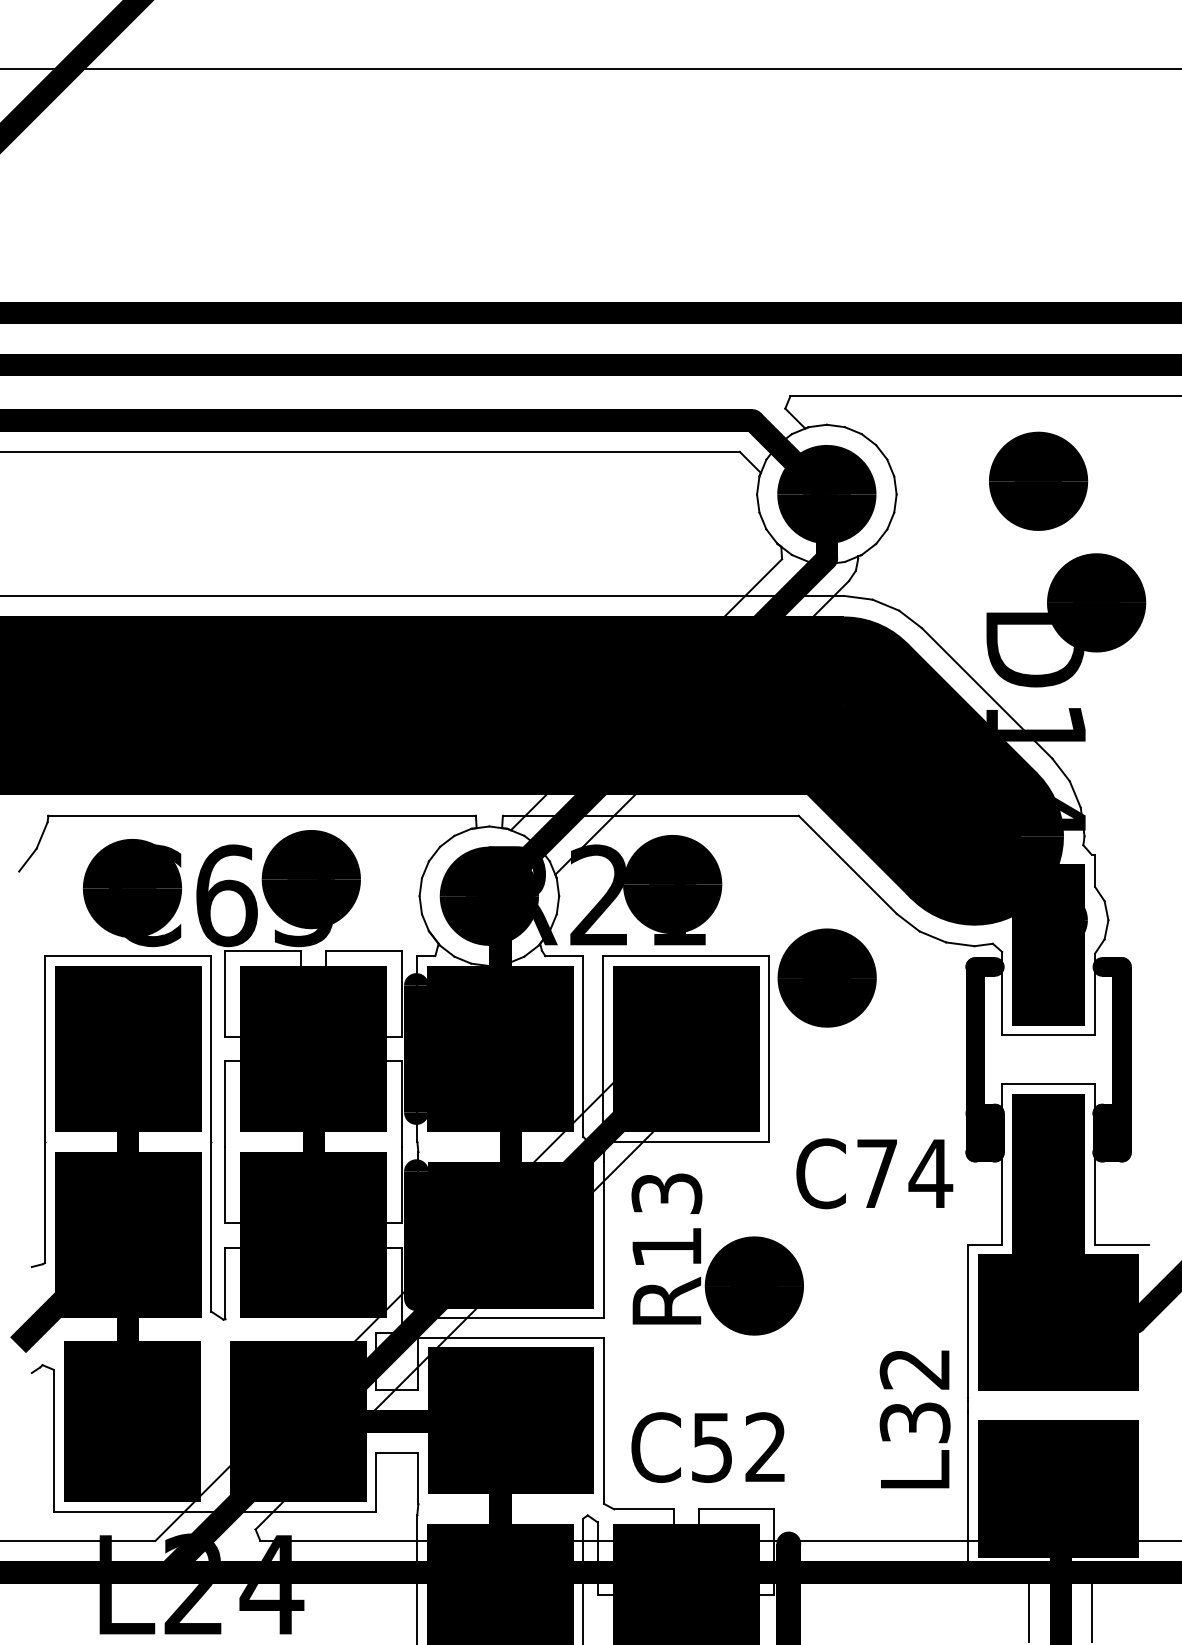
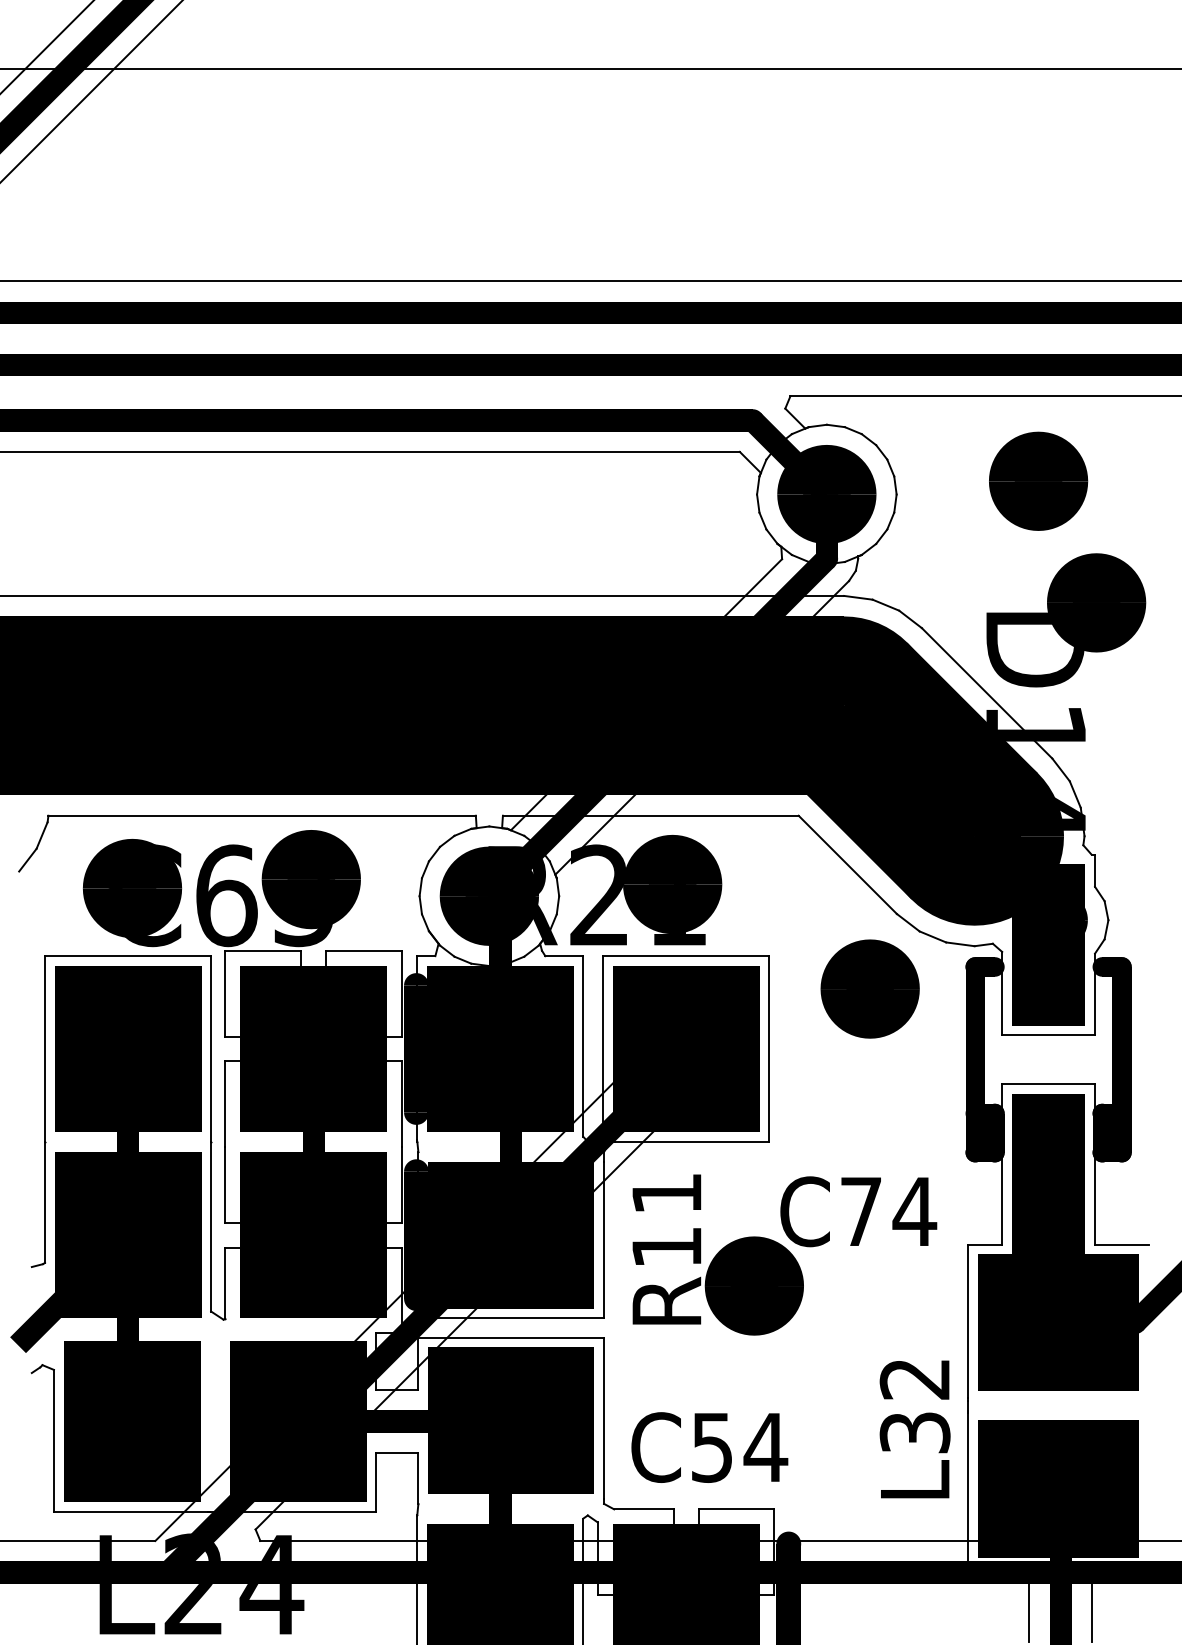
line: none -> present (47, 47)
line: none -> present (91, 91)
line: none -> present (590, 281)
part position: (826, 977) -> (869, 988) (869, 988)
text position: (874, 1173) -> (858, 1211) (858, 1211)
text: R13 -> R11 (666, 1193)
text position: (914, 1419) -> (914, 1429) (914, 1429)
text: C52 -> C54 (765, 1446)
